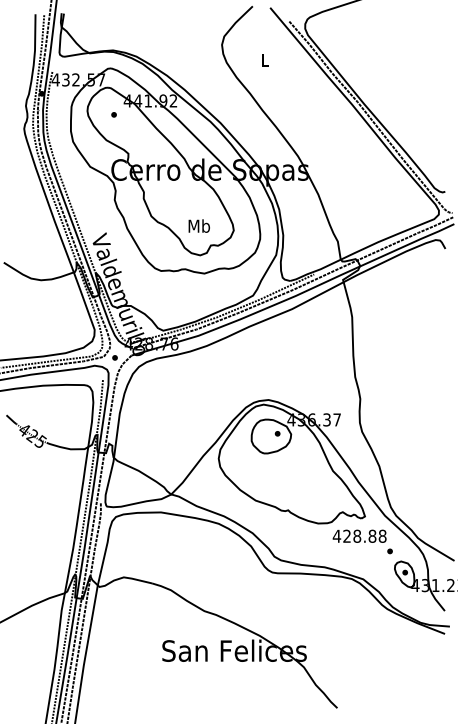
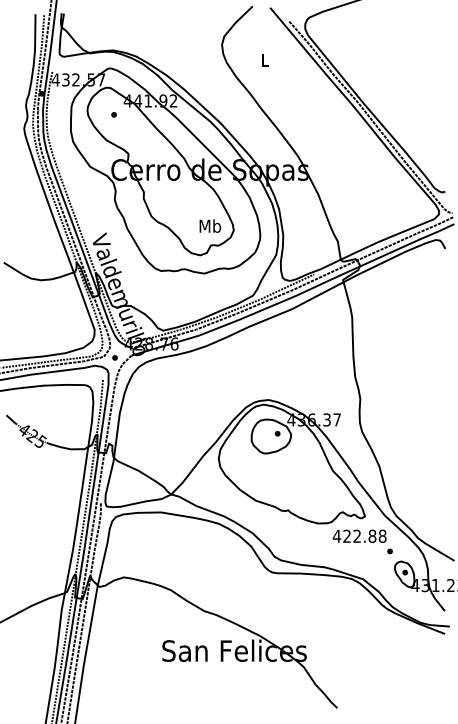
text position: (198, 225) -> (209, 225) (209, 225)
text: 428.88 -> 422.88 (357, 535)
